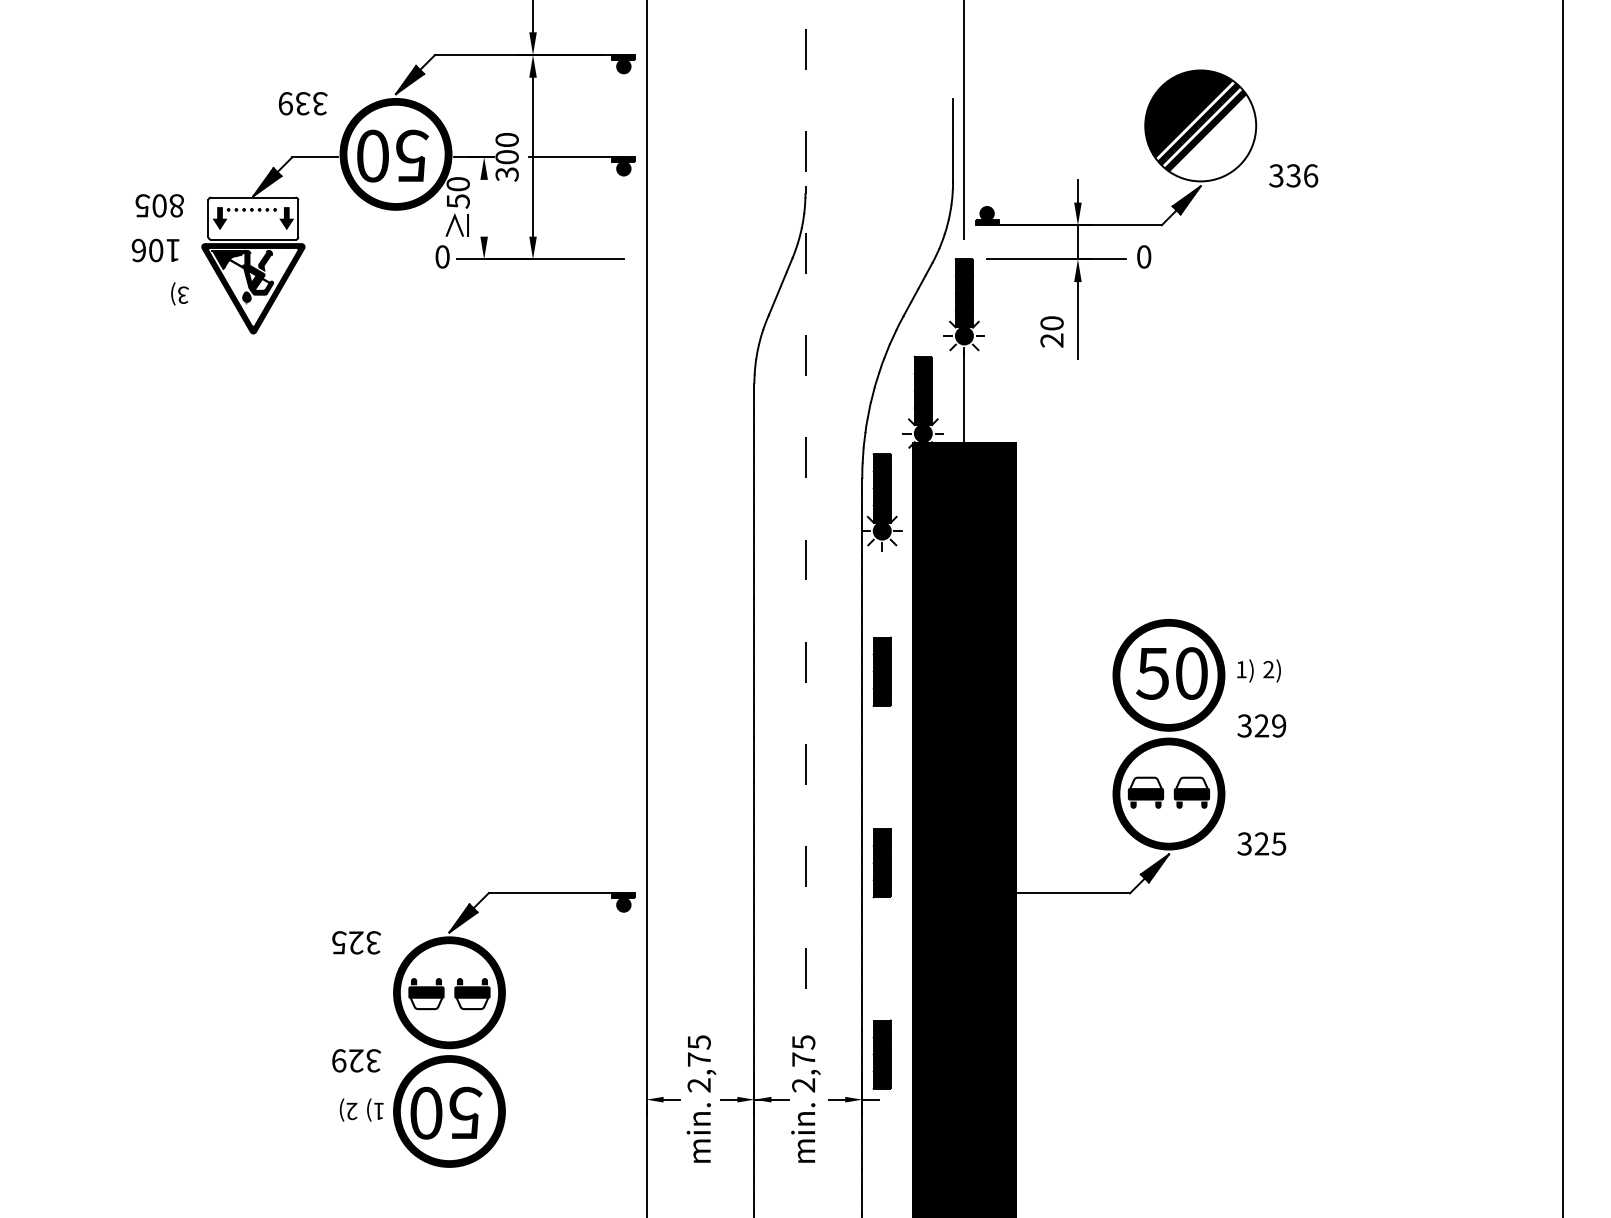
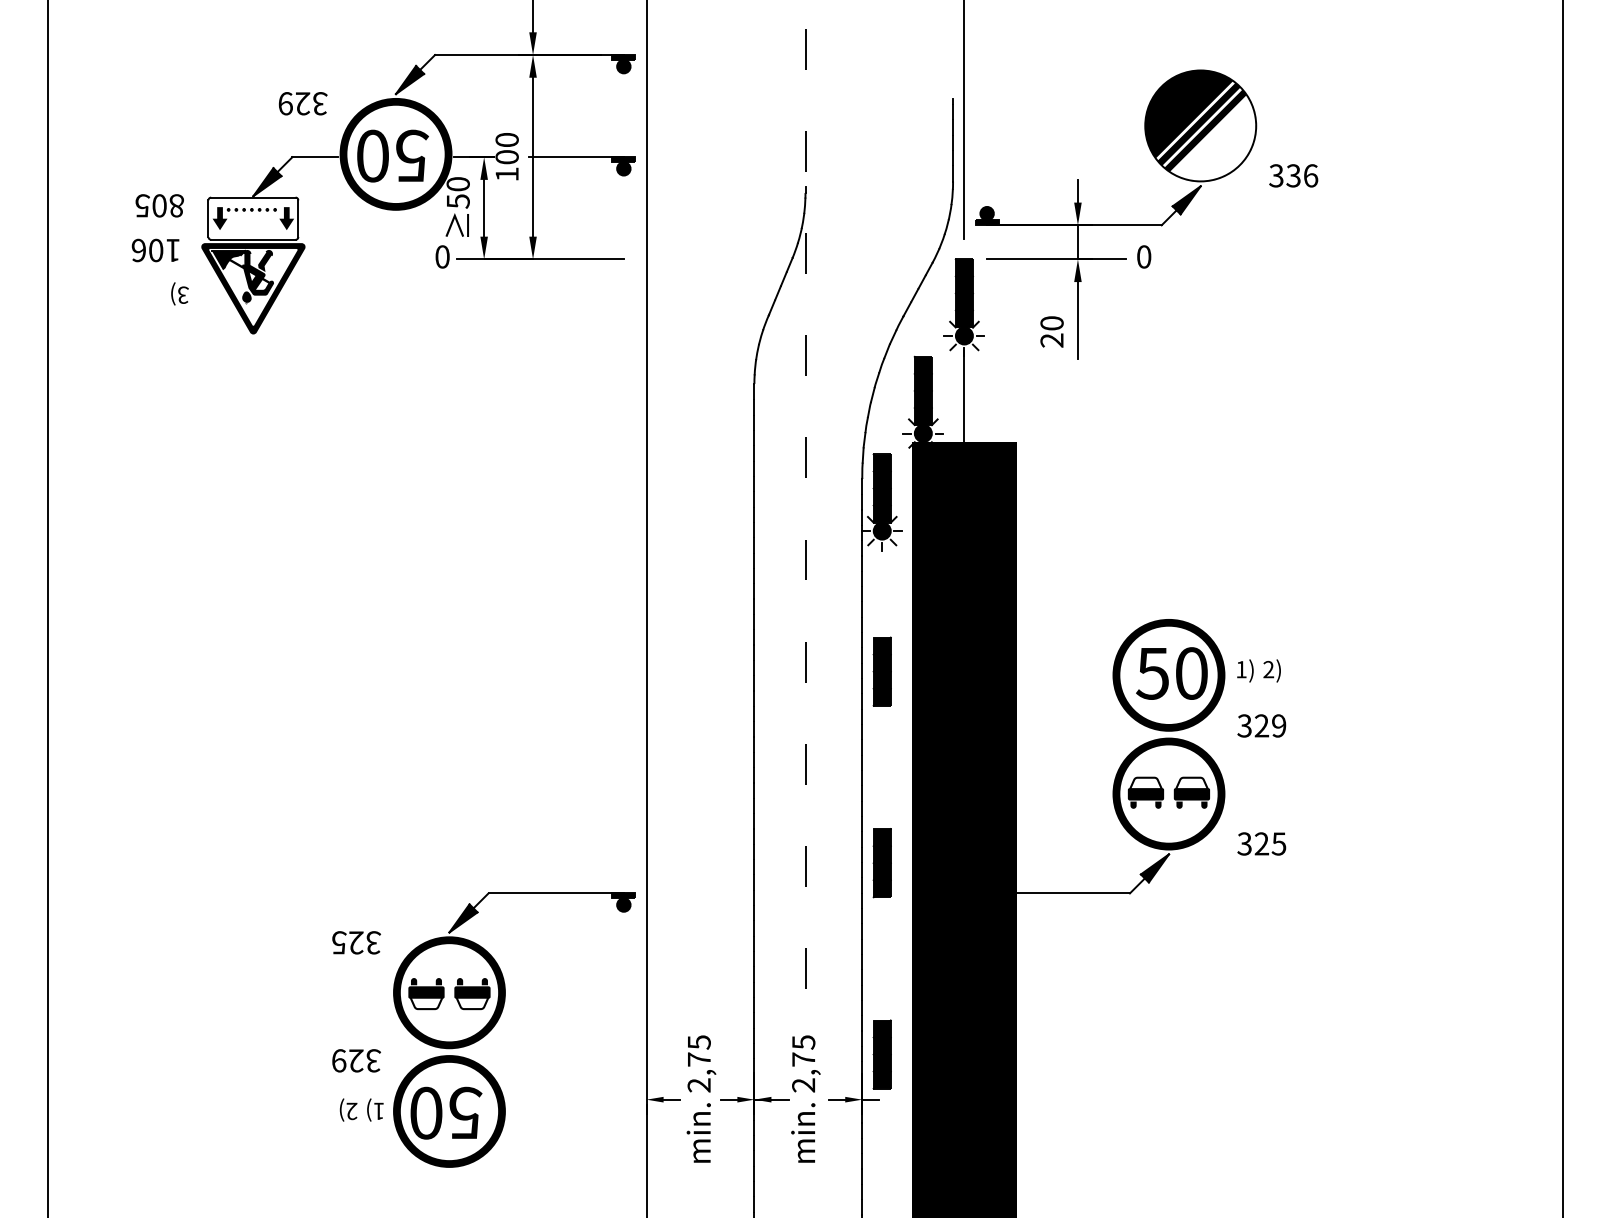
text: 339 -> 329 (303, 103)
text: 300 -> 100 (506, 174)
line: none -> present (484, 207)
line: none -> present (48, 608)
